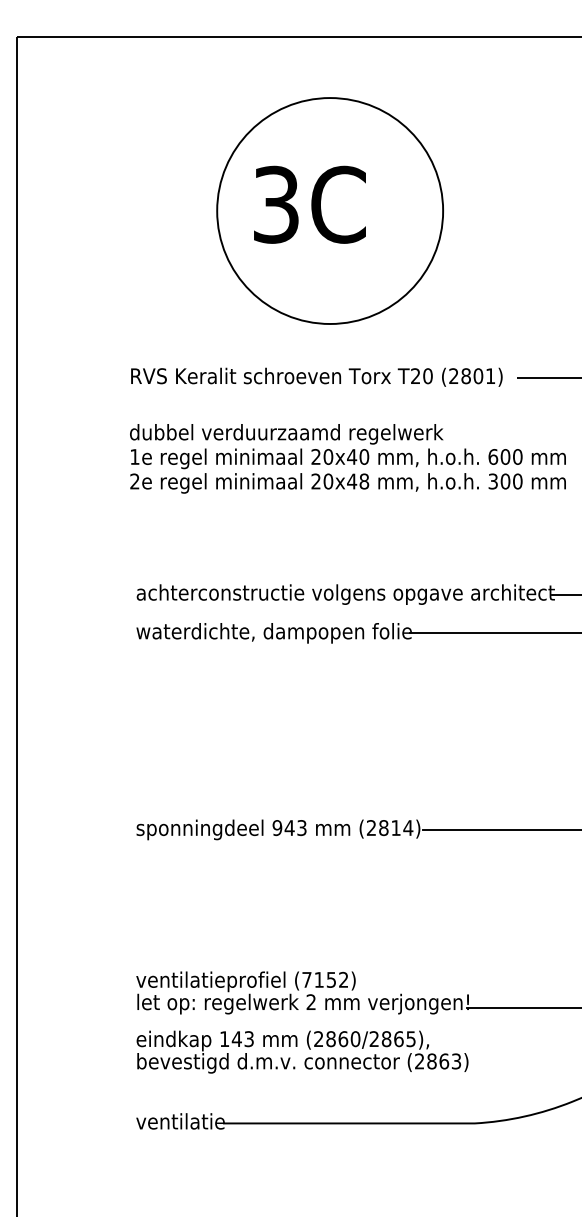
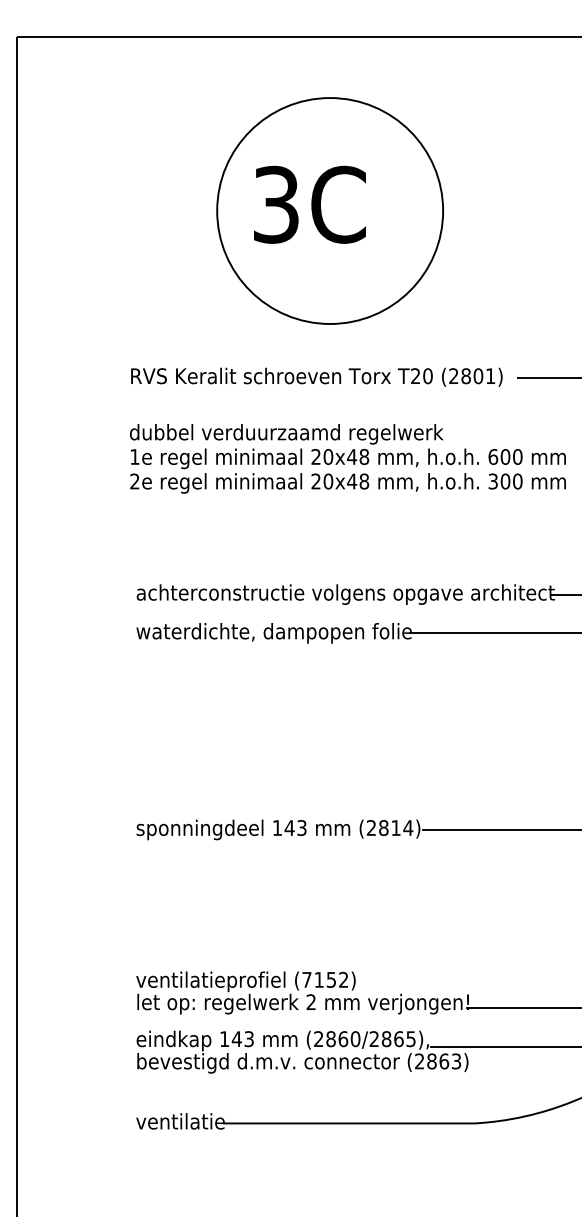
text: 20x40 -> 20x48 (364, 456)
text: 943 -> 143 (277, 828)
line: none -> present (504, 1047)
